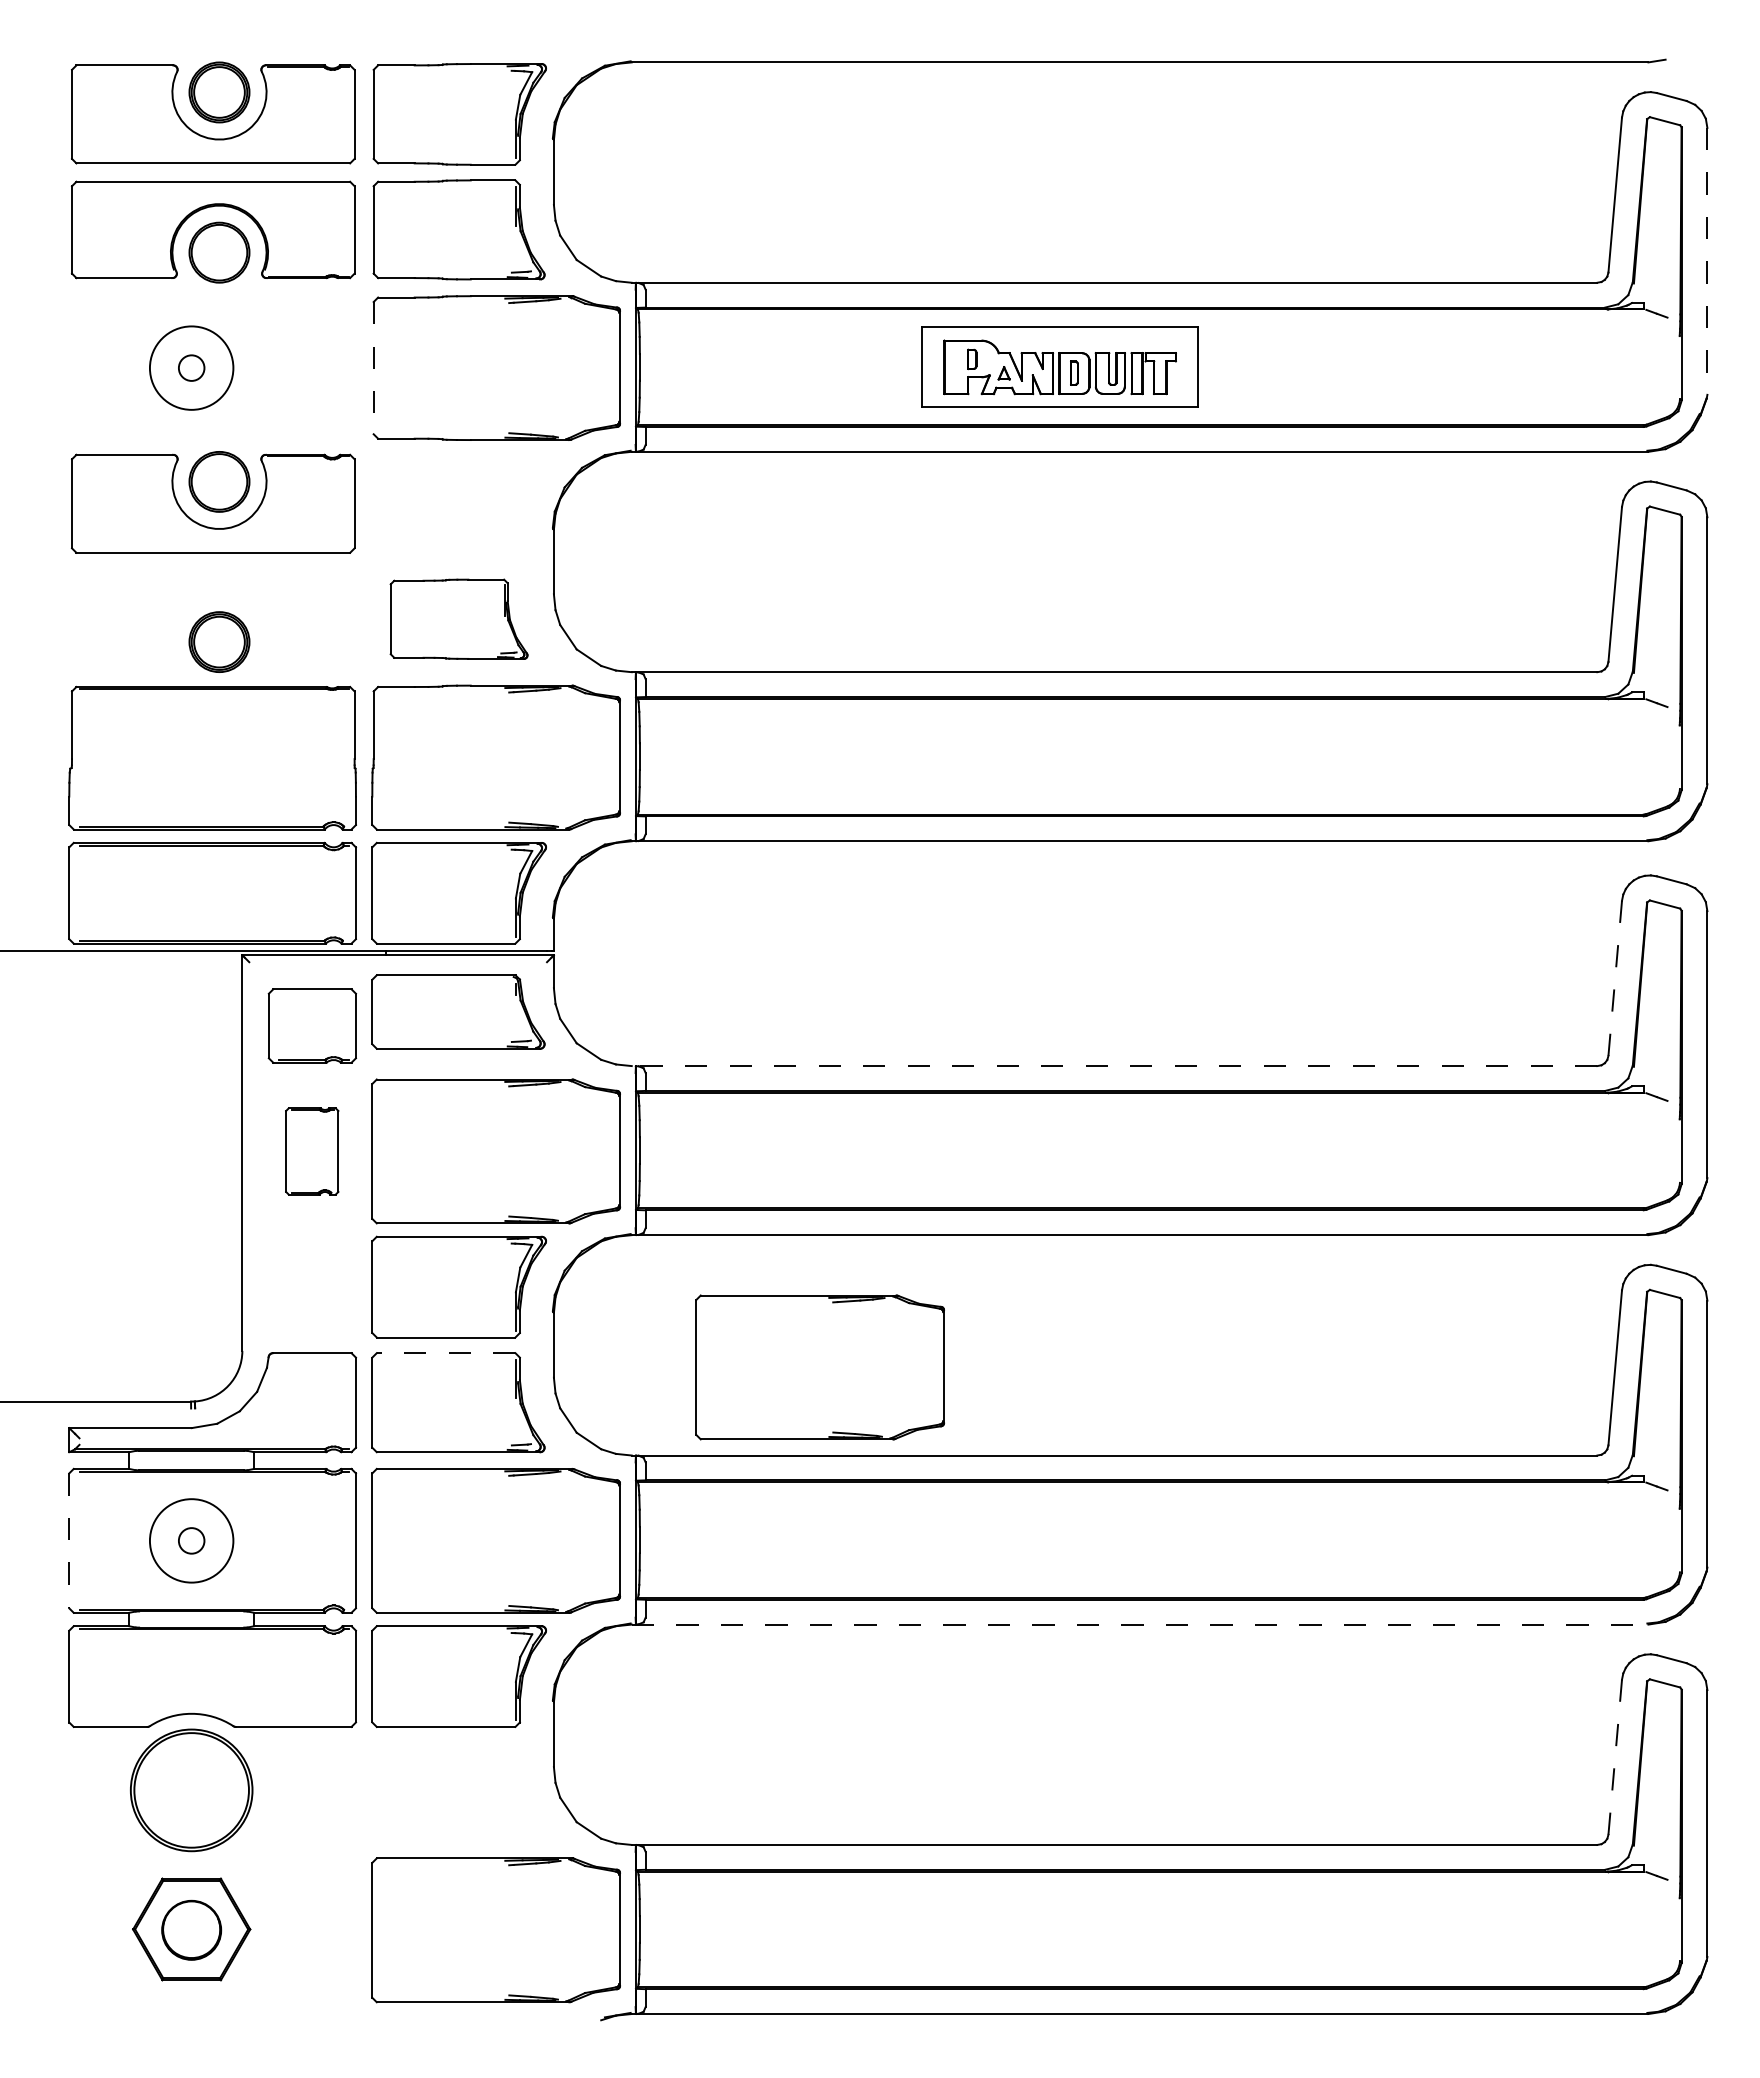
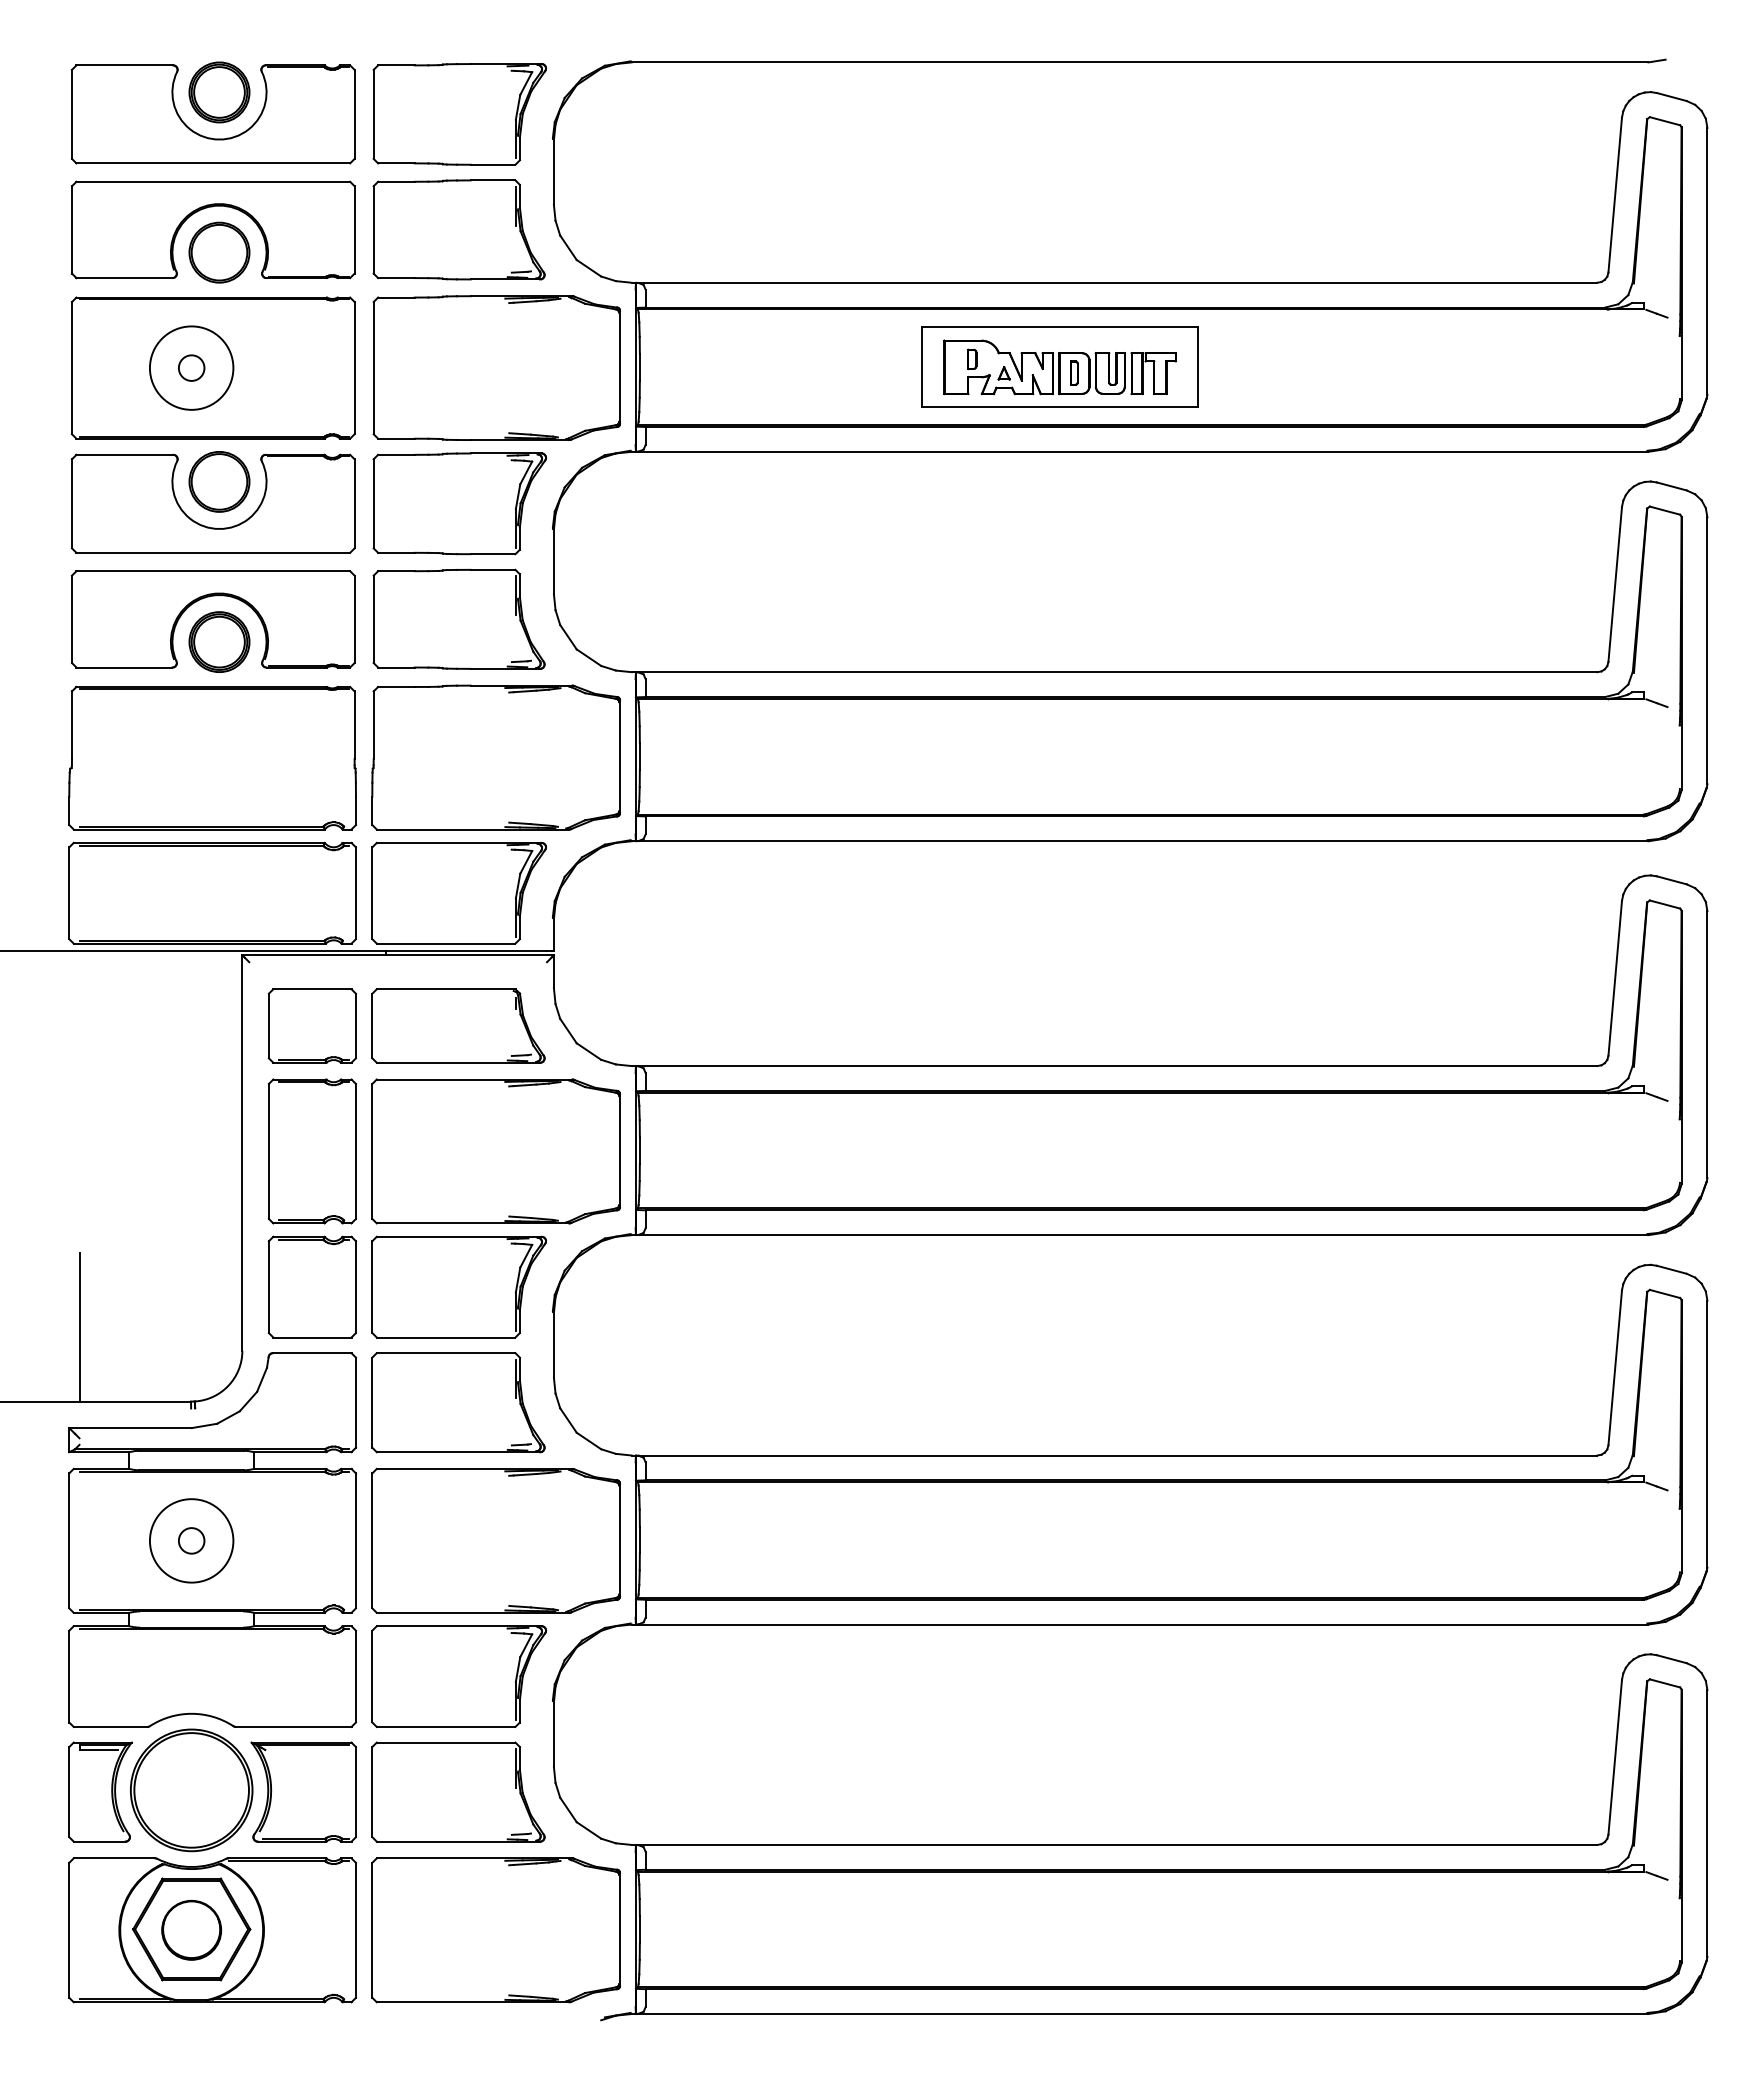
line: dashed -> solid (1707, 261)
part: none -> present (213, 367)
line: dashed -> solid (373, 368)
part: none -> present (459, 503)
part: none -> present (209, 597)
part size: 140x82 px -> 174x102 px (458, 618)
line: dashed -> solid (1615, 978)
part position: (458, 1011) -> (458, 1025) (458, 1025)
line: dashed -> solid (1114, 1066)
part size: 55x89 px -> 90x147 px (311, 1151)
part: none -> present (311, 1286)
line: none -> present (80, 1326)
line: dashed -> solid (445, 1353)
part: present -> none (819, 1367)
line: dashed -> solid (69, 1541)
line: dashed -> solid (1140, 1624)
line: dashed -> solid (1615, 1757)
part: none -> present (100, 1791)
part: none -> present (303, 1791)
part: none -> present (458, 1791)
part: none -> present (212, 1930)
